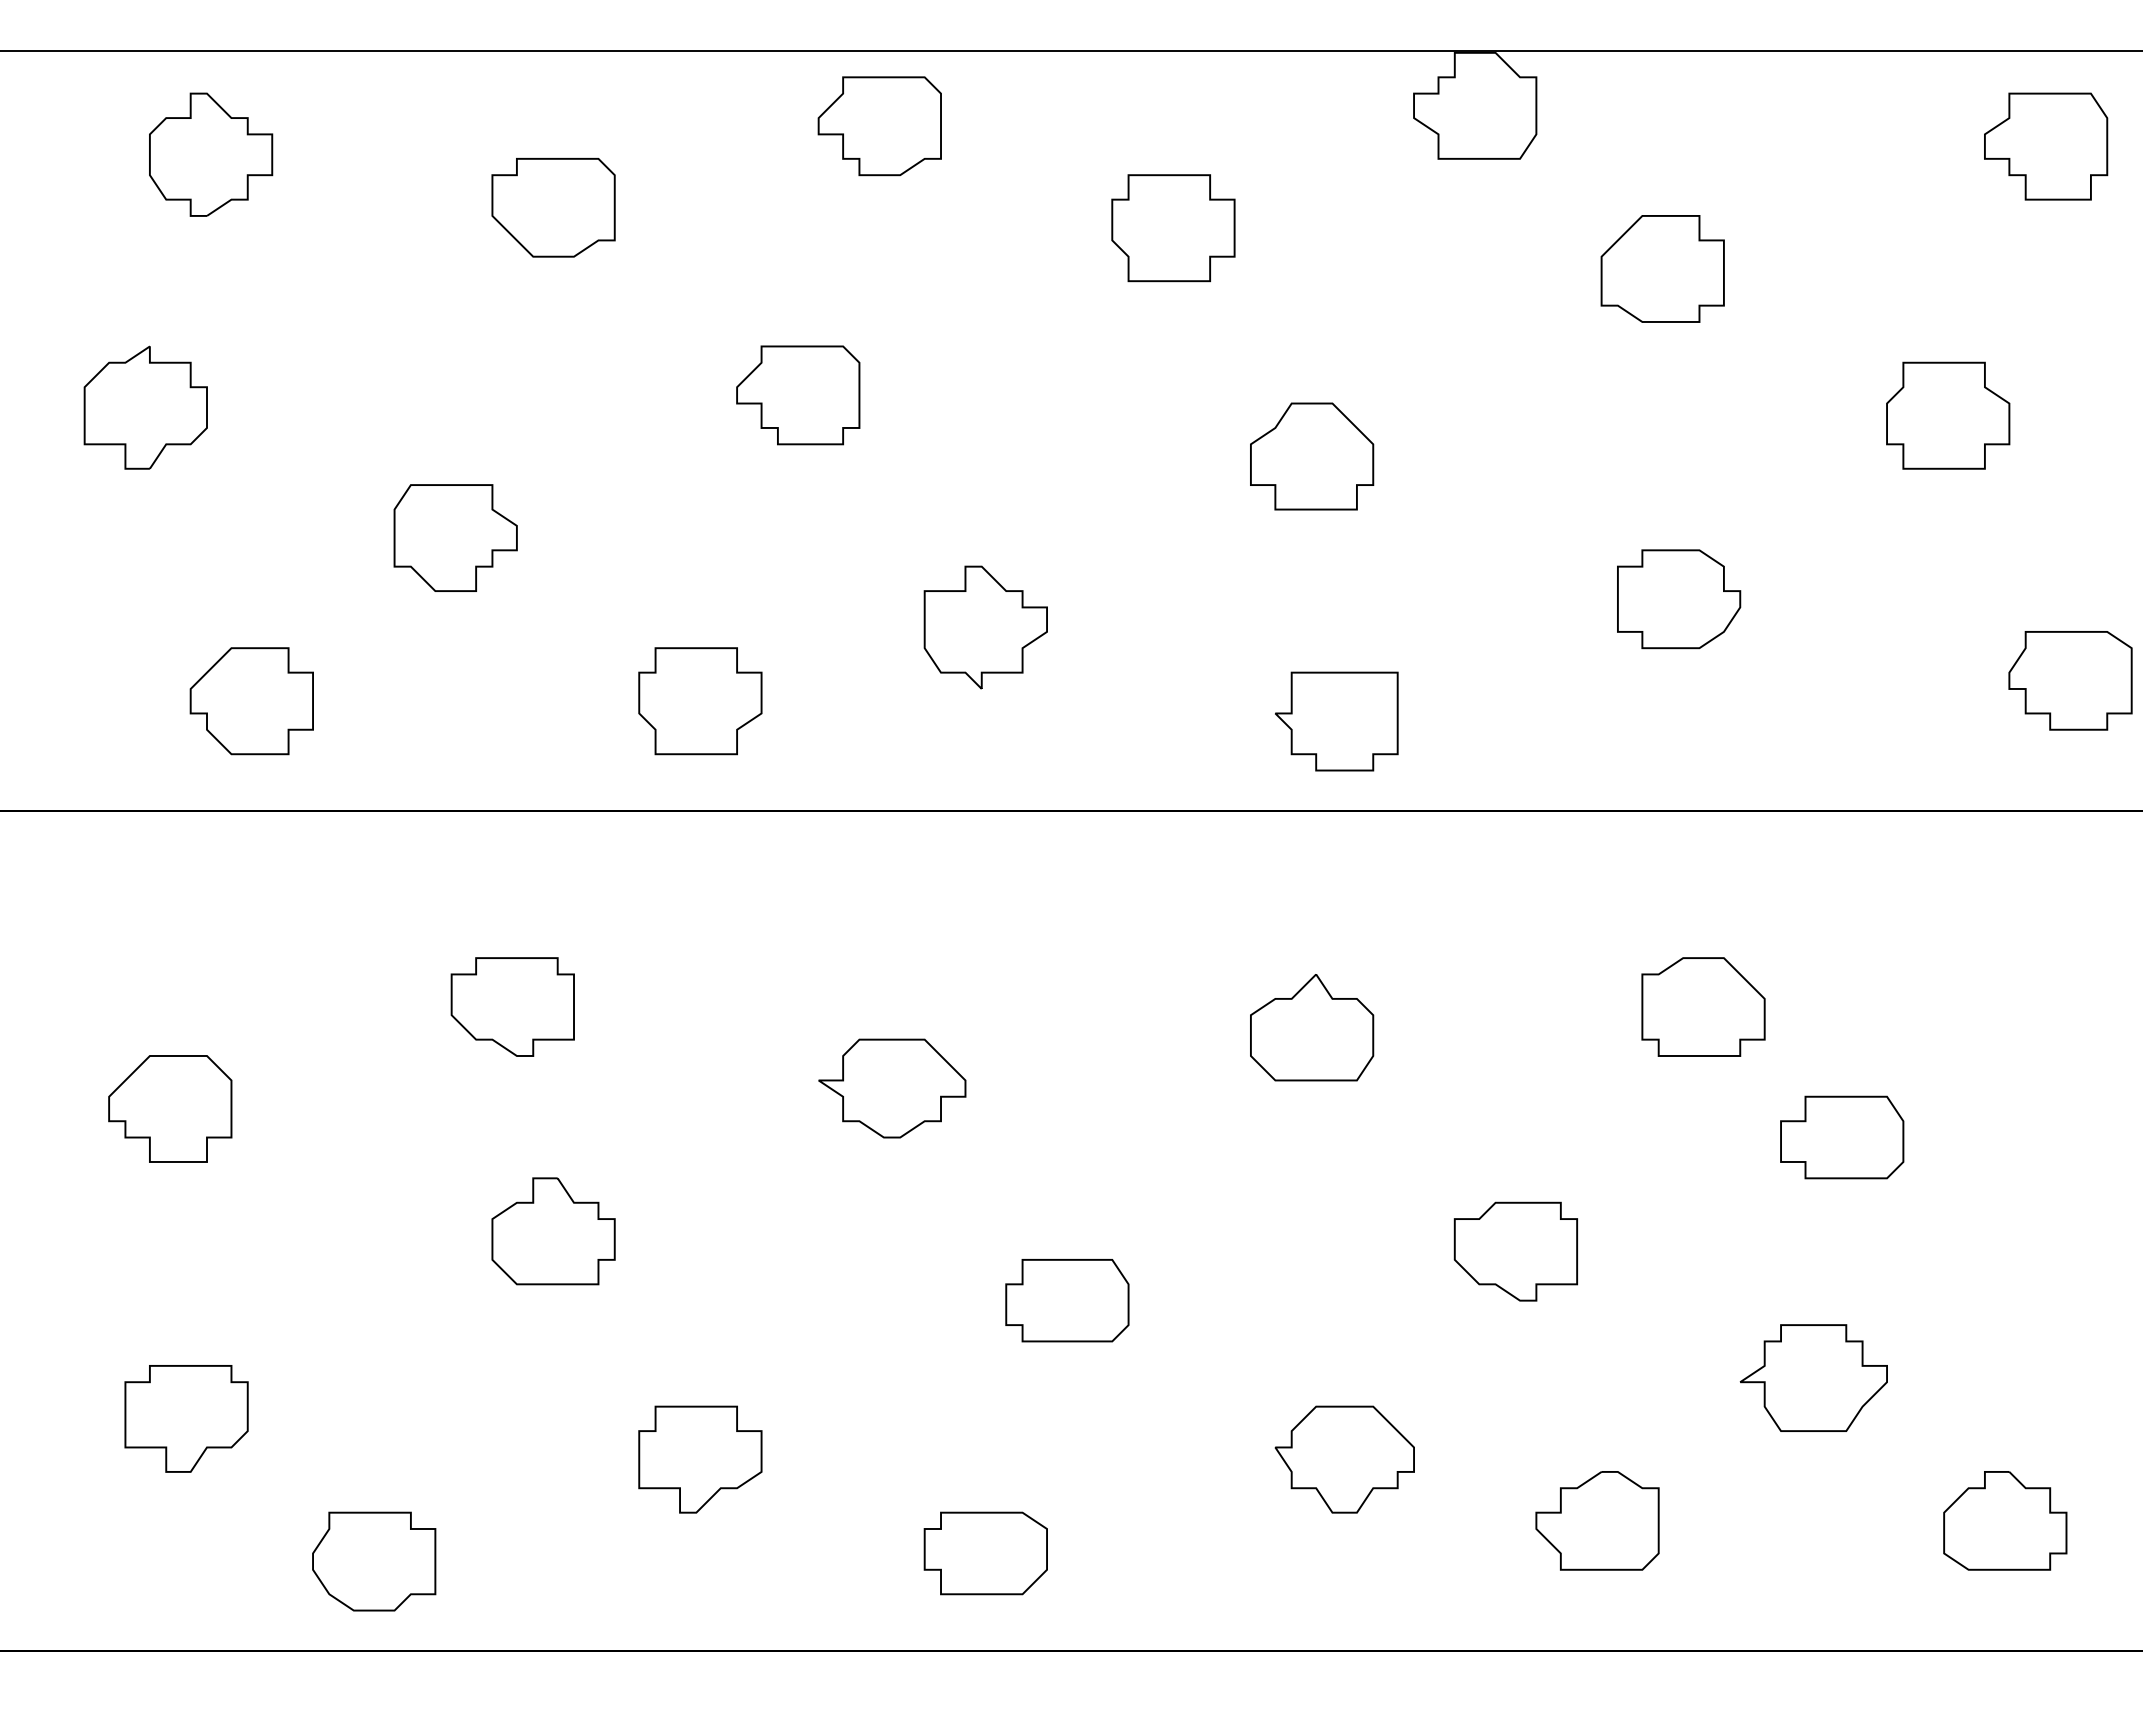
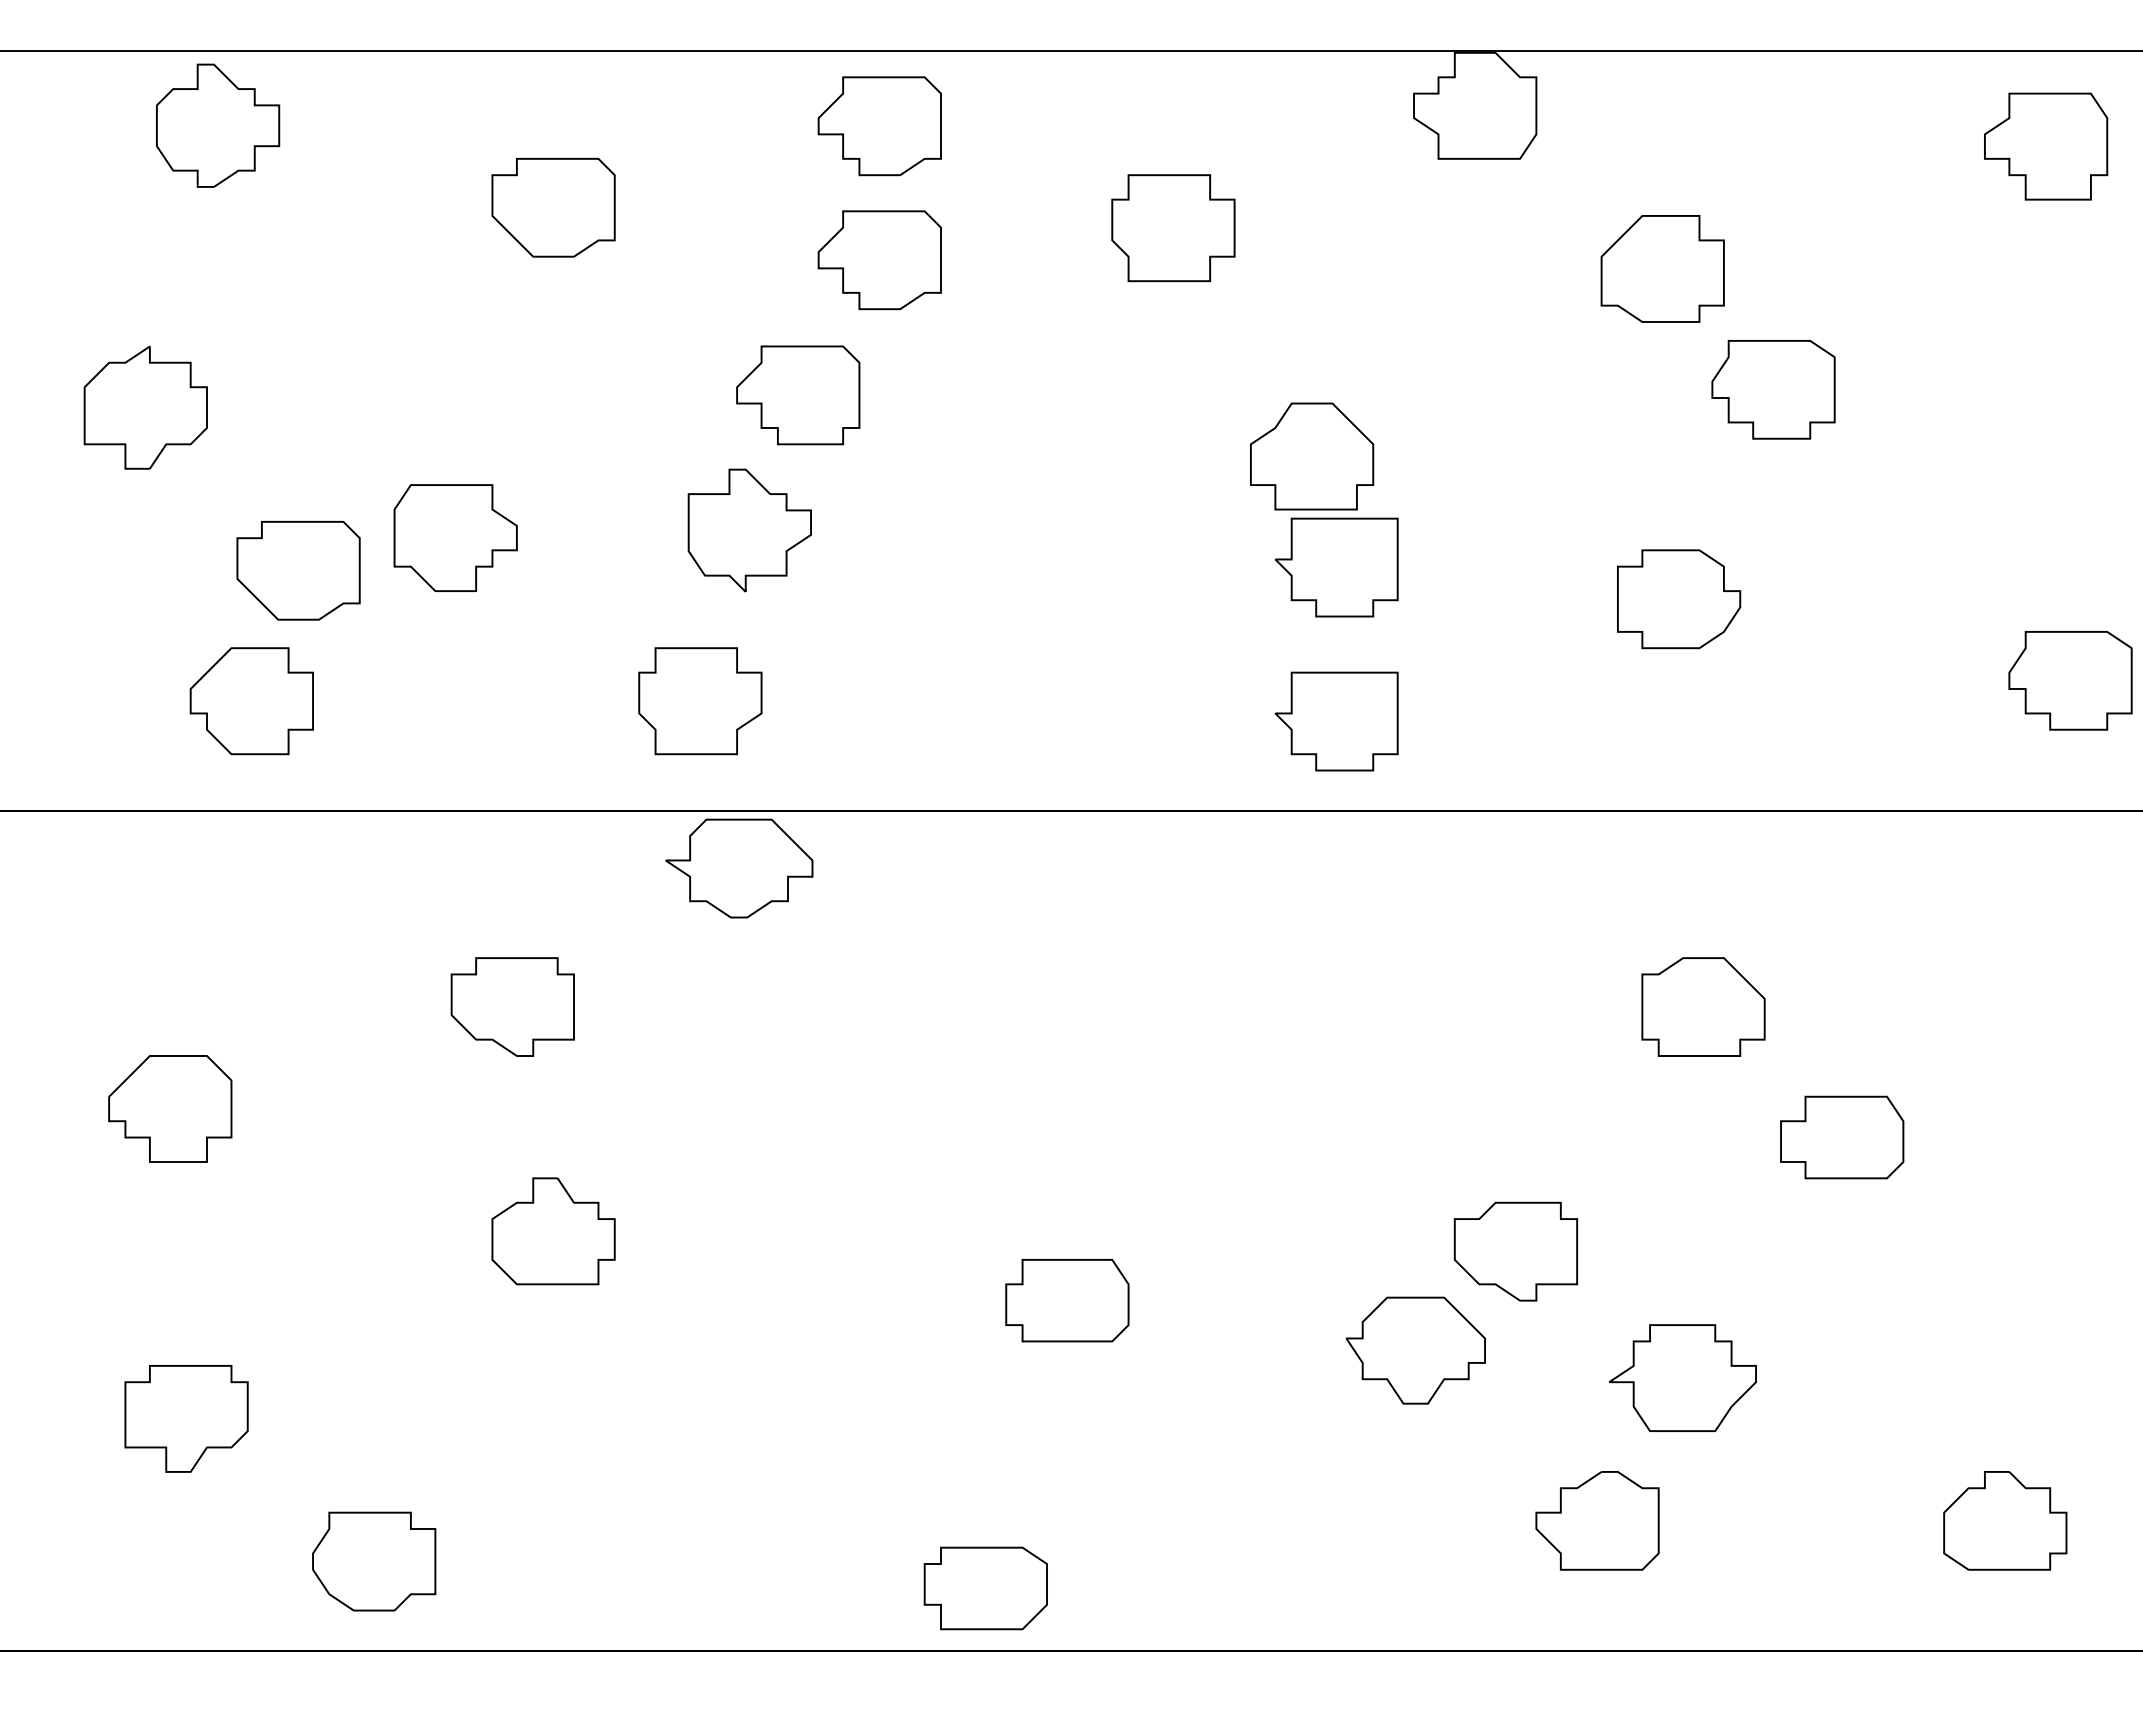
part position: (211, 154) -> (218, 125) (218, 125)
part: none -> present (879, 260)
part: none -> present (1773, 389)
part: present -> none (1948, 415)
part: none -> present (1336, 567)
part: none -> present (298, 570)
part position: (985, 627) -> (749, 530) (749, 530)
part: present -> none (1312, 1027)
part position: (892, 1088) -> (739, 868) (739, 868)
part position: (1813, 1377) -> (1682, 1377) (1682, 1377)
part: present -> none (700, 1459)
part position: (1344, 1459) -> (1415, 1350) (1415, 1350)
part position: (985, 1553) -> (985, 1588) (985, 1588)
